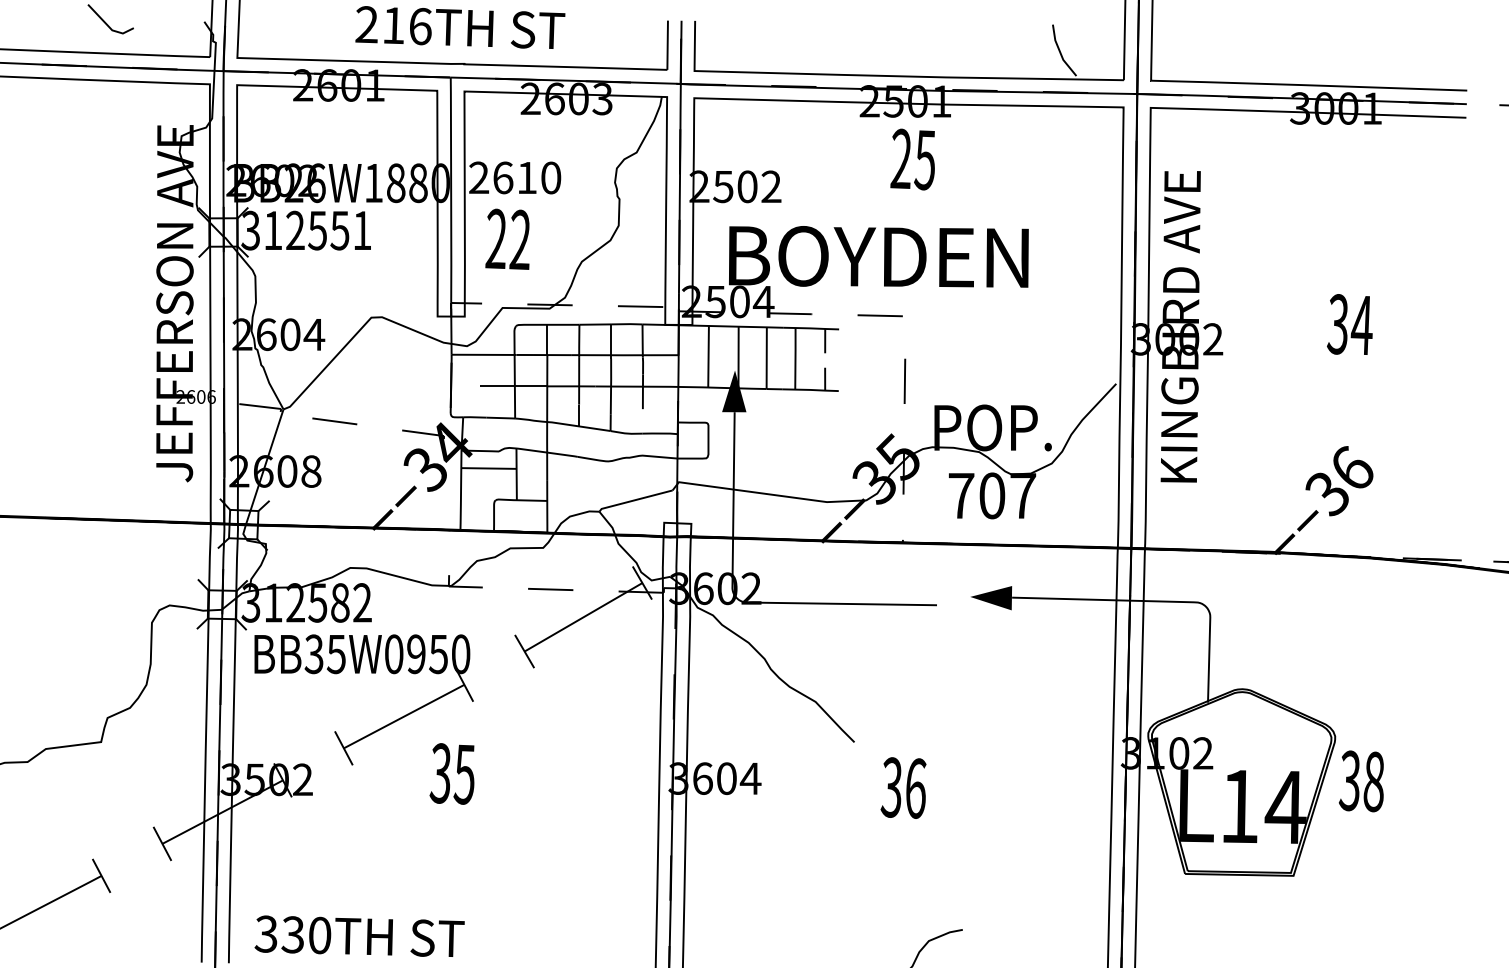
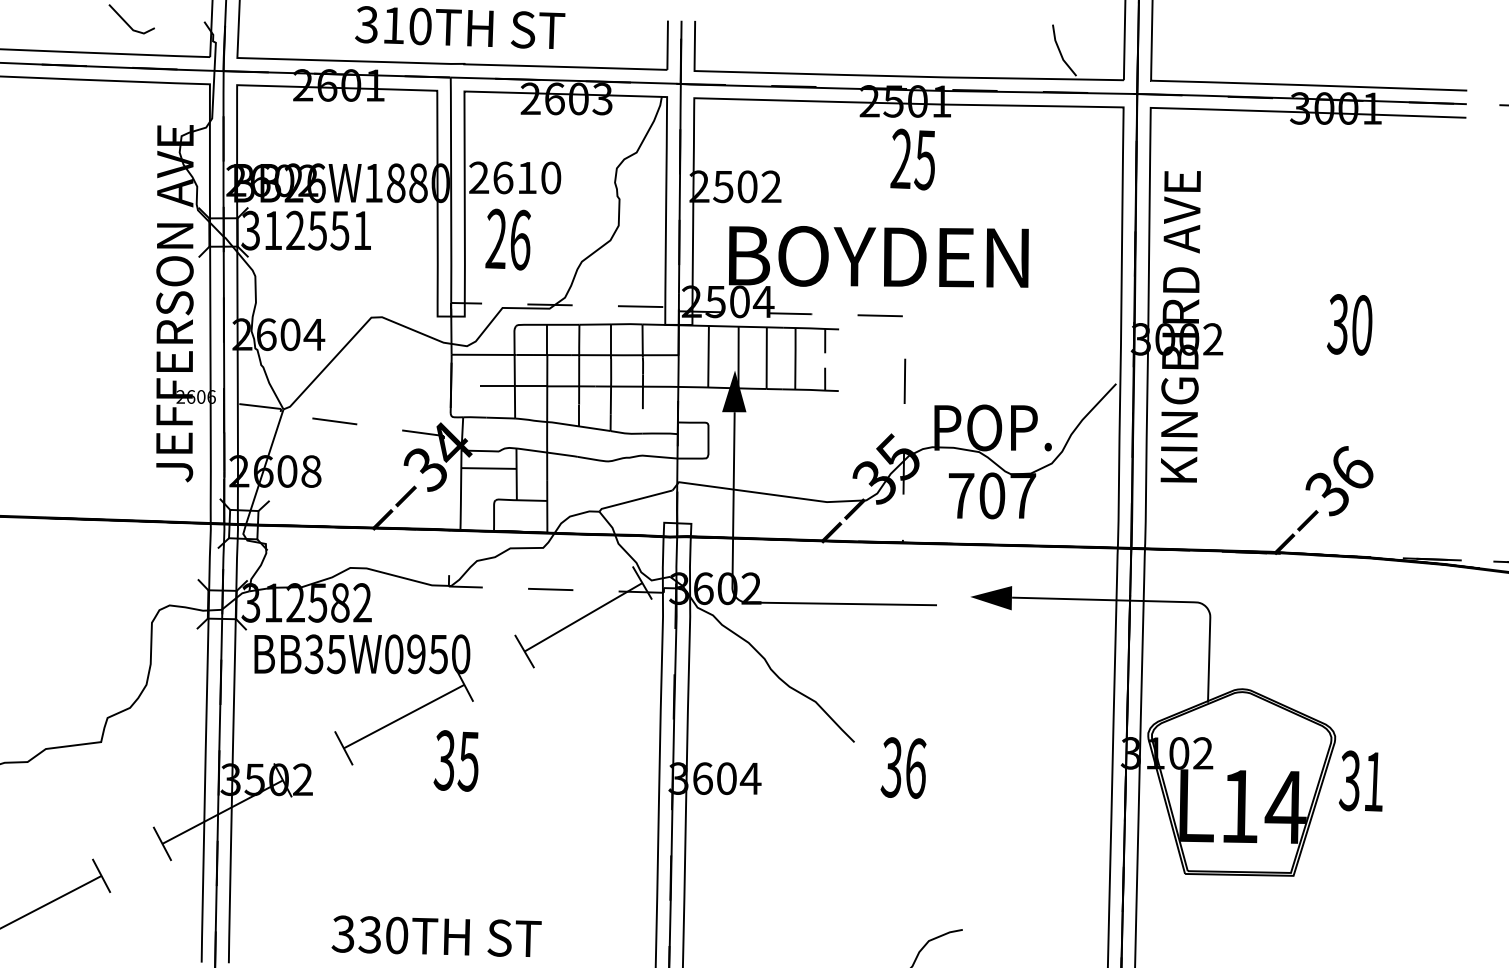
line position: (106, 22) -> (127, 22) (127, 22)
text: 216TH -> 310TH (393, 26)
text: 22 -> 26 (519, 239)
text: 34 -> 30 (1361, 325)
text position: (451, 773) -> (455, 760) (455, 760)
text: 38 -> 31 (1373, 781)
text position: (903, 787) -> (903, 767) (903, 767)
text position: (359, 935) -> (436, 935) (436, 935)
